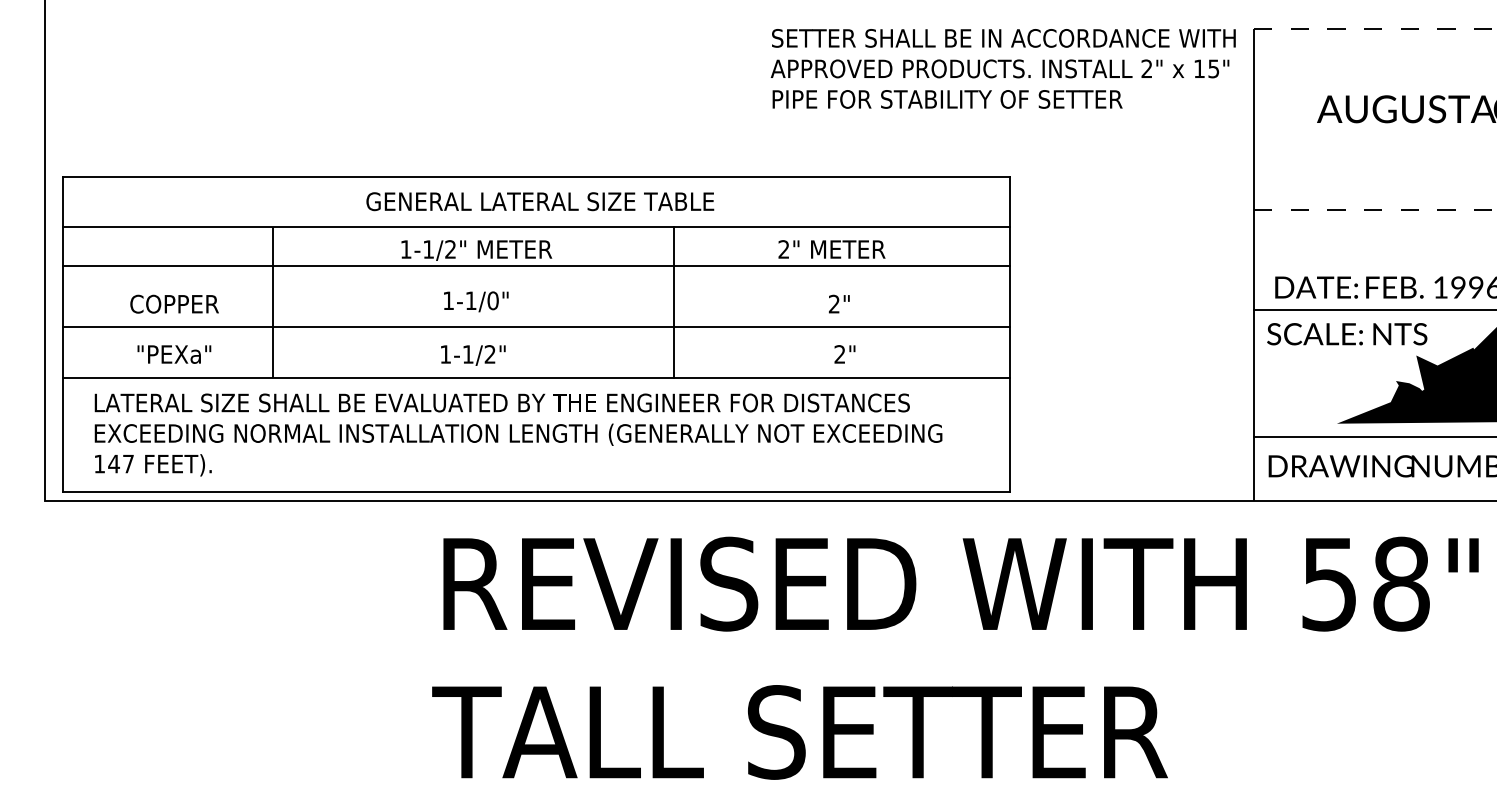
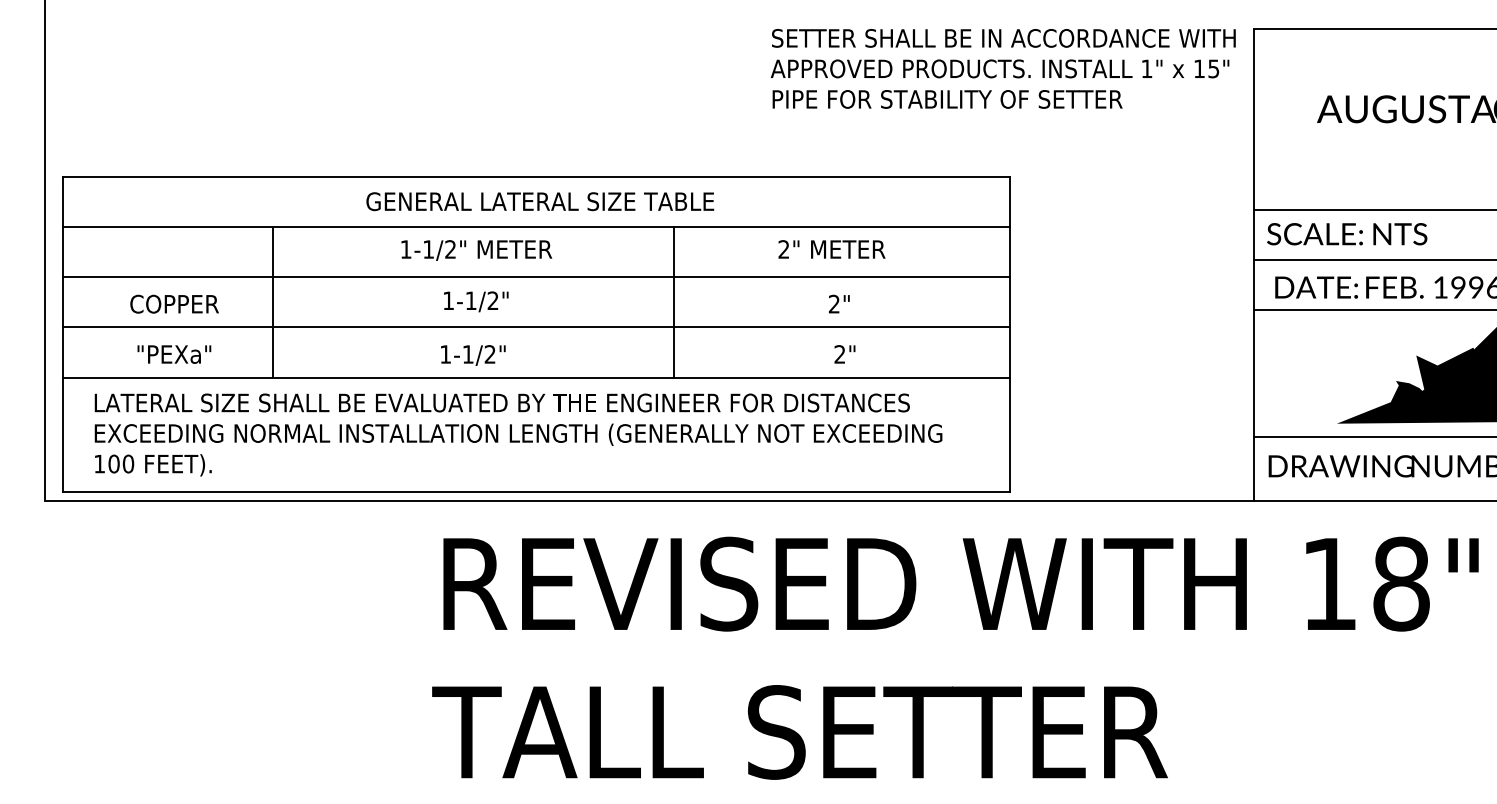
line: dashed -> solid (1376, 28)
text: 2" -> 1" (1146, 68)
line: dashed -> solid (1376, 209)
line: none -> present (1373, 259)
line position: (536, 266) -> (536, 277) (536, 277)
text: 1-1/0" -> 1-1/2" (492, 300)
text position: (1347, 334) -> (1347, 234) (1347, 234)
text: 147 -> 100 (121, 463)
text: 58" -> 18" (1328, 584)
